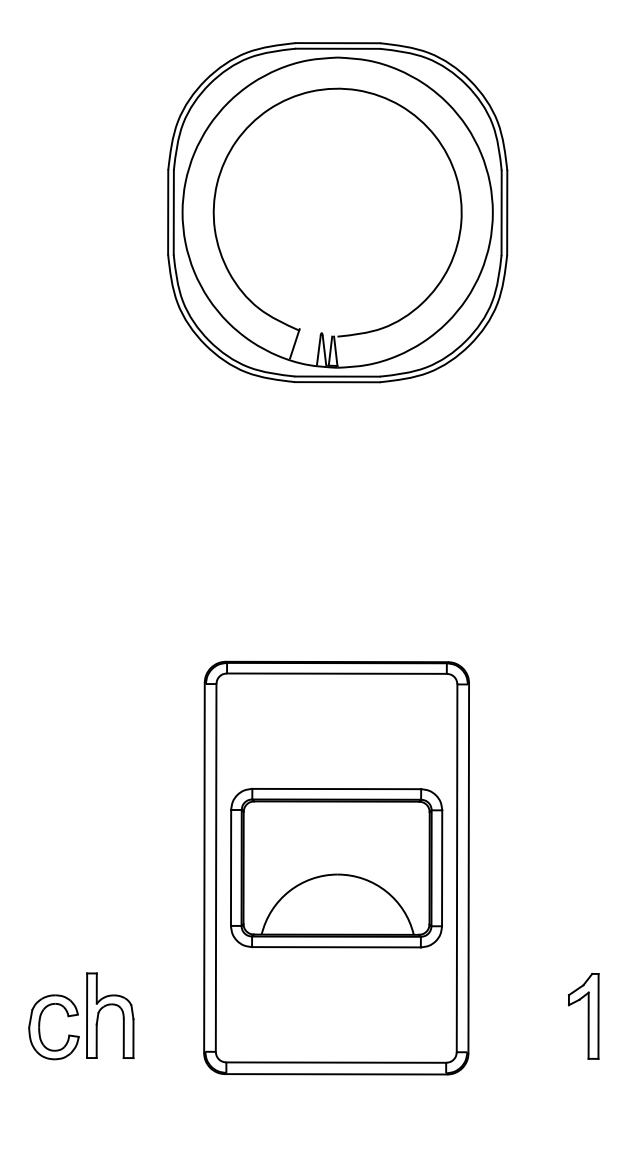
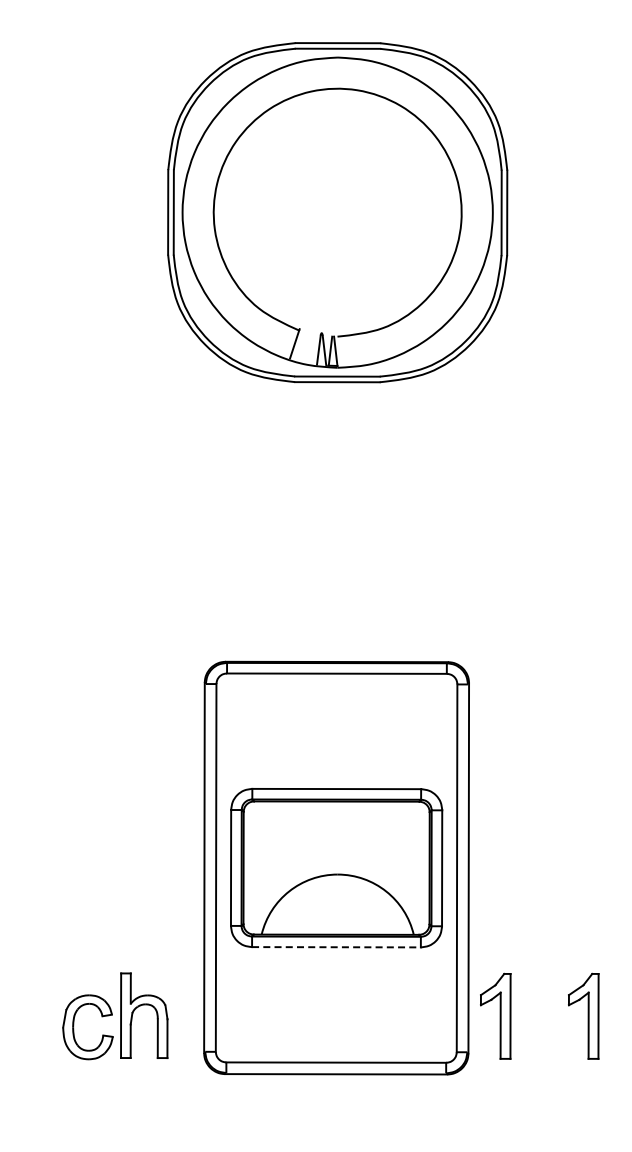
line: solid -> dashed (336, 947)
part: none -> present (495, 1015)
part position: (81, 1016) -> (115, 1016) (115, 1016)
